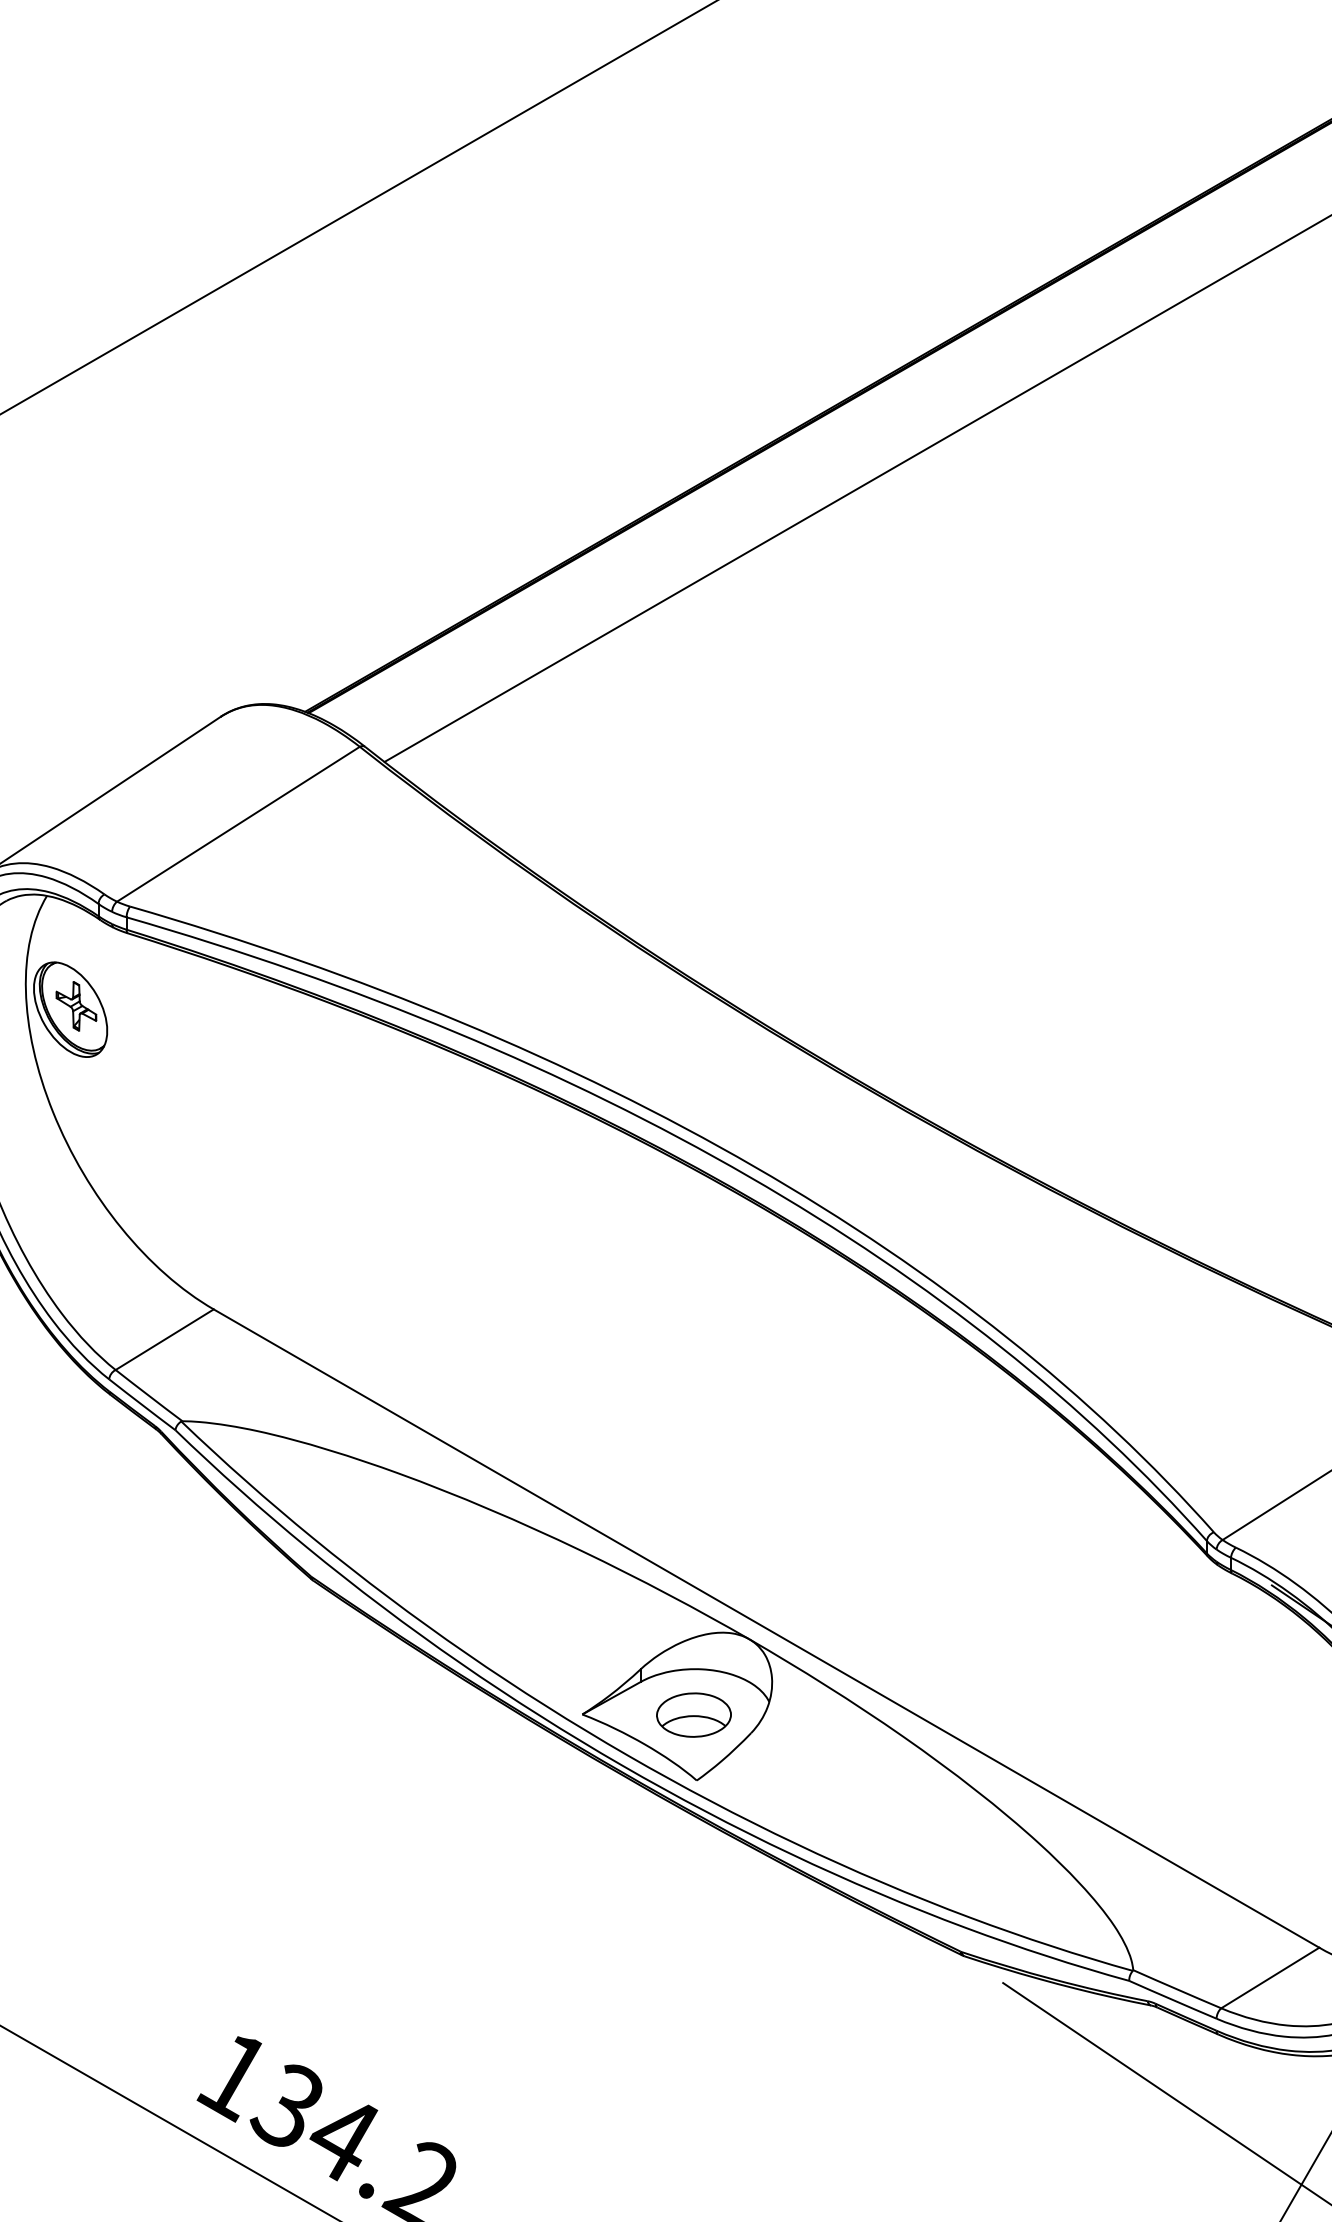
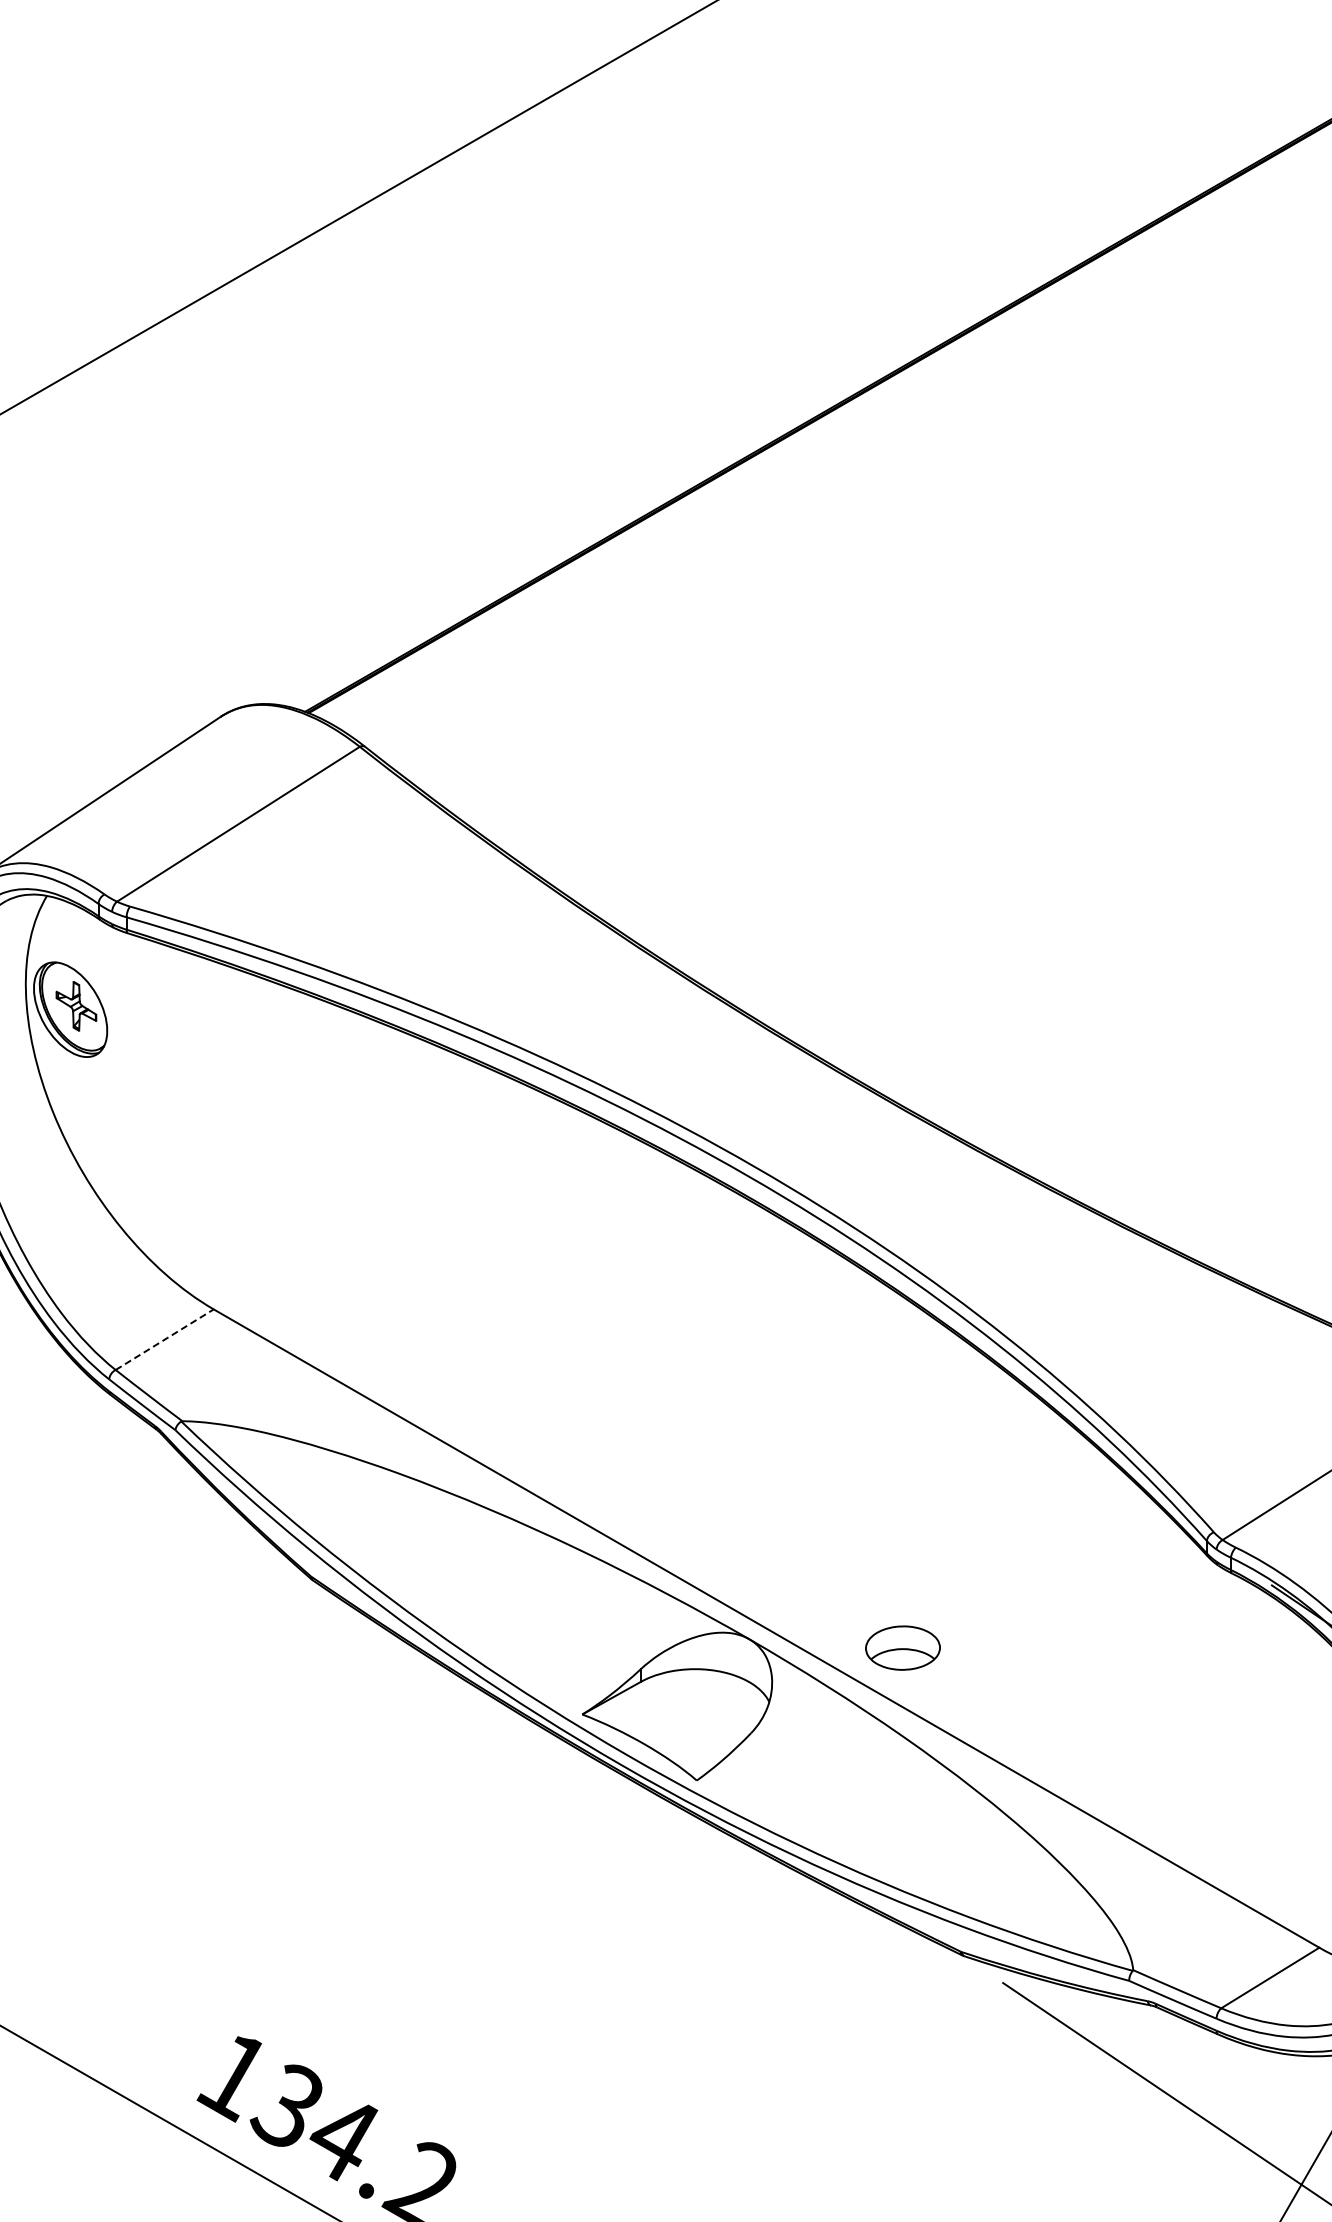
line: present -> none (856, 488)
line: solid -> dashed (164, 1339)
part position: (693, 1714) -> (902, 1647) (902, 1647)
